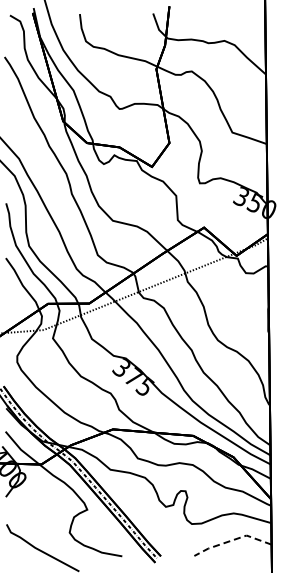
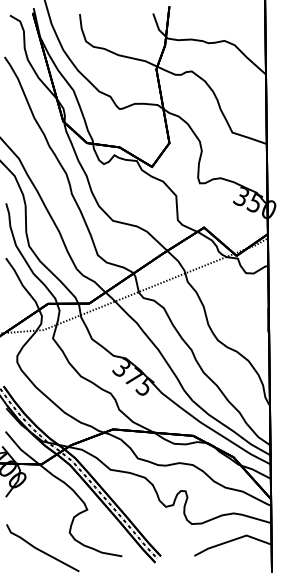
line: dashed -> solid (232, 540)
